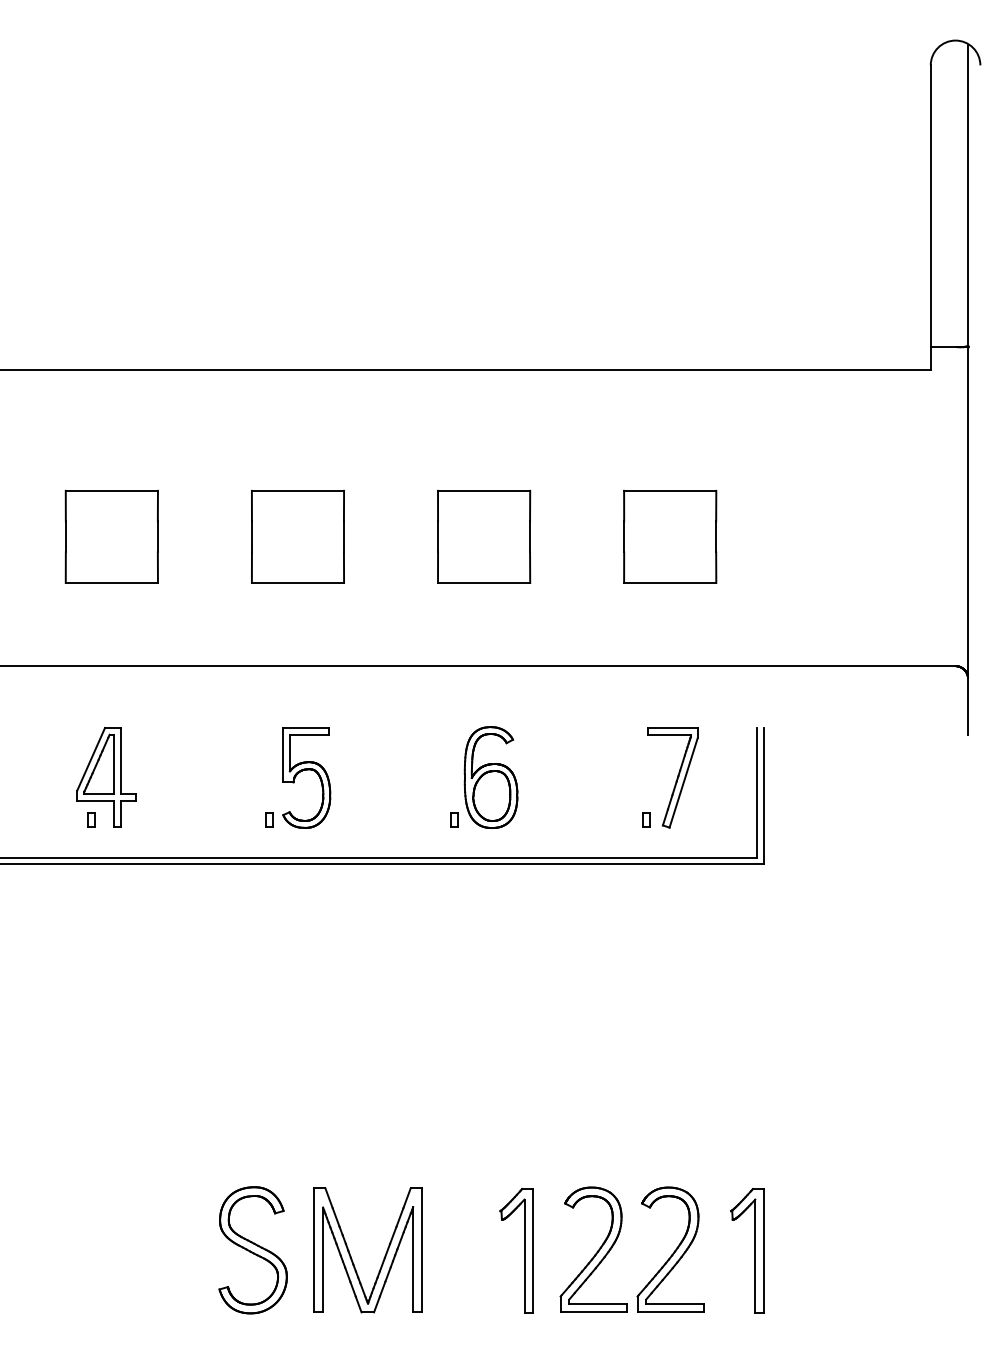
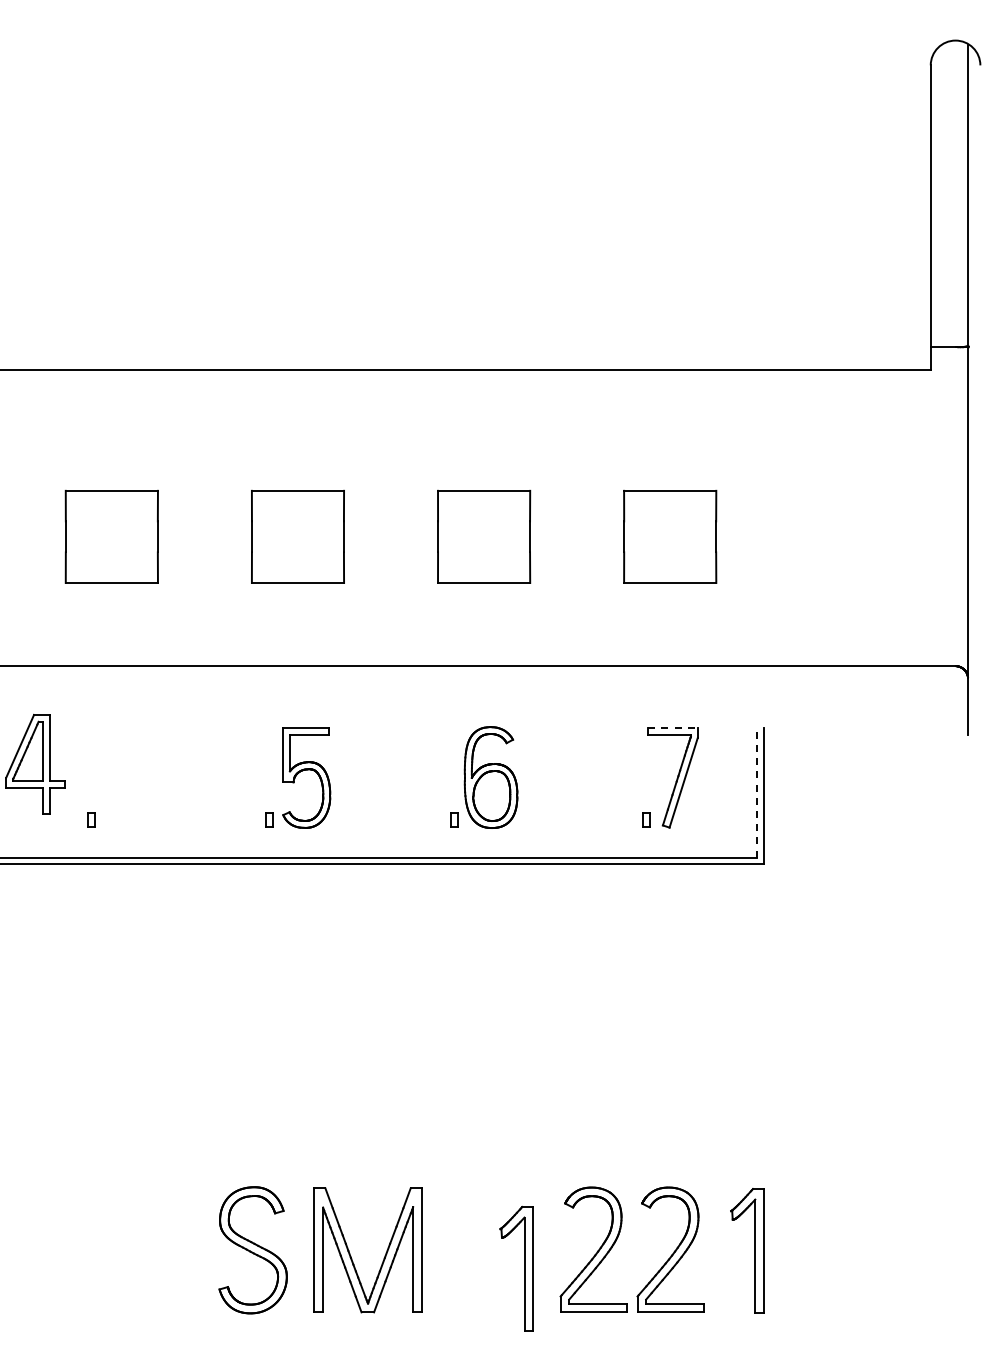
line: solid -> dashed (673, 727)
part position: (106, 776) -> (35, 763) (35, 763)
line: solid -> dashed (757, 792)
part position: (524, 1250) -> (524, 1268) (524, 1268)
